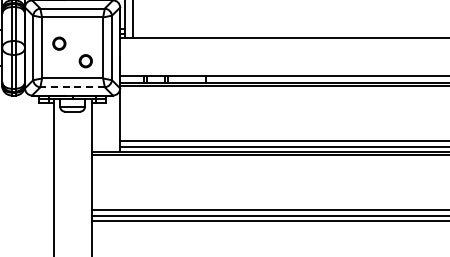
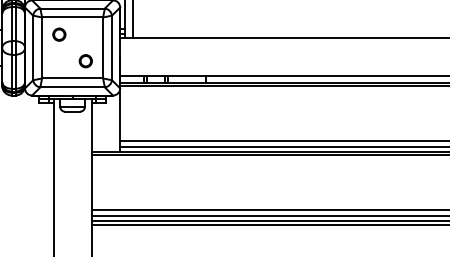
circle position: (59, 43) -> (59, 34) (59, 34)
line: dashed -> solid (72, 87)
line: none -> present (268, 224)
